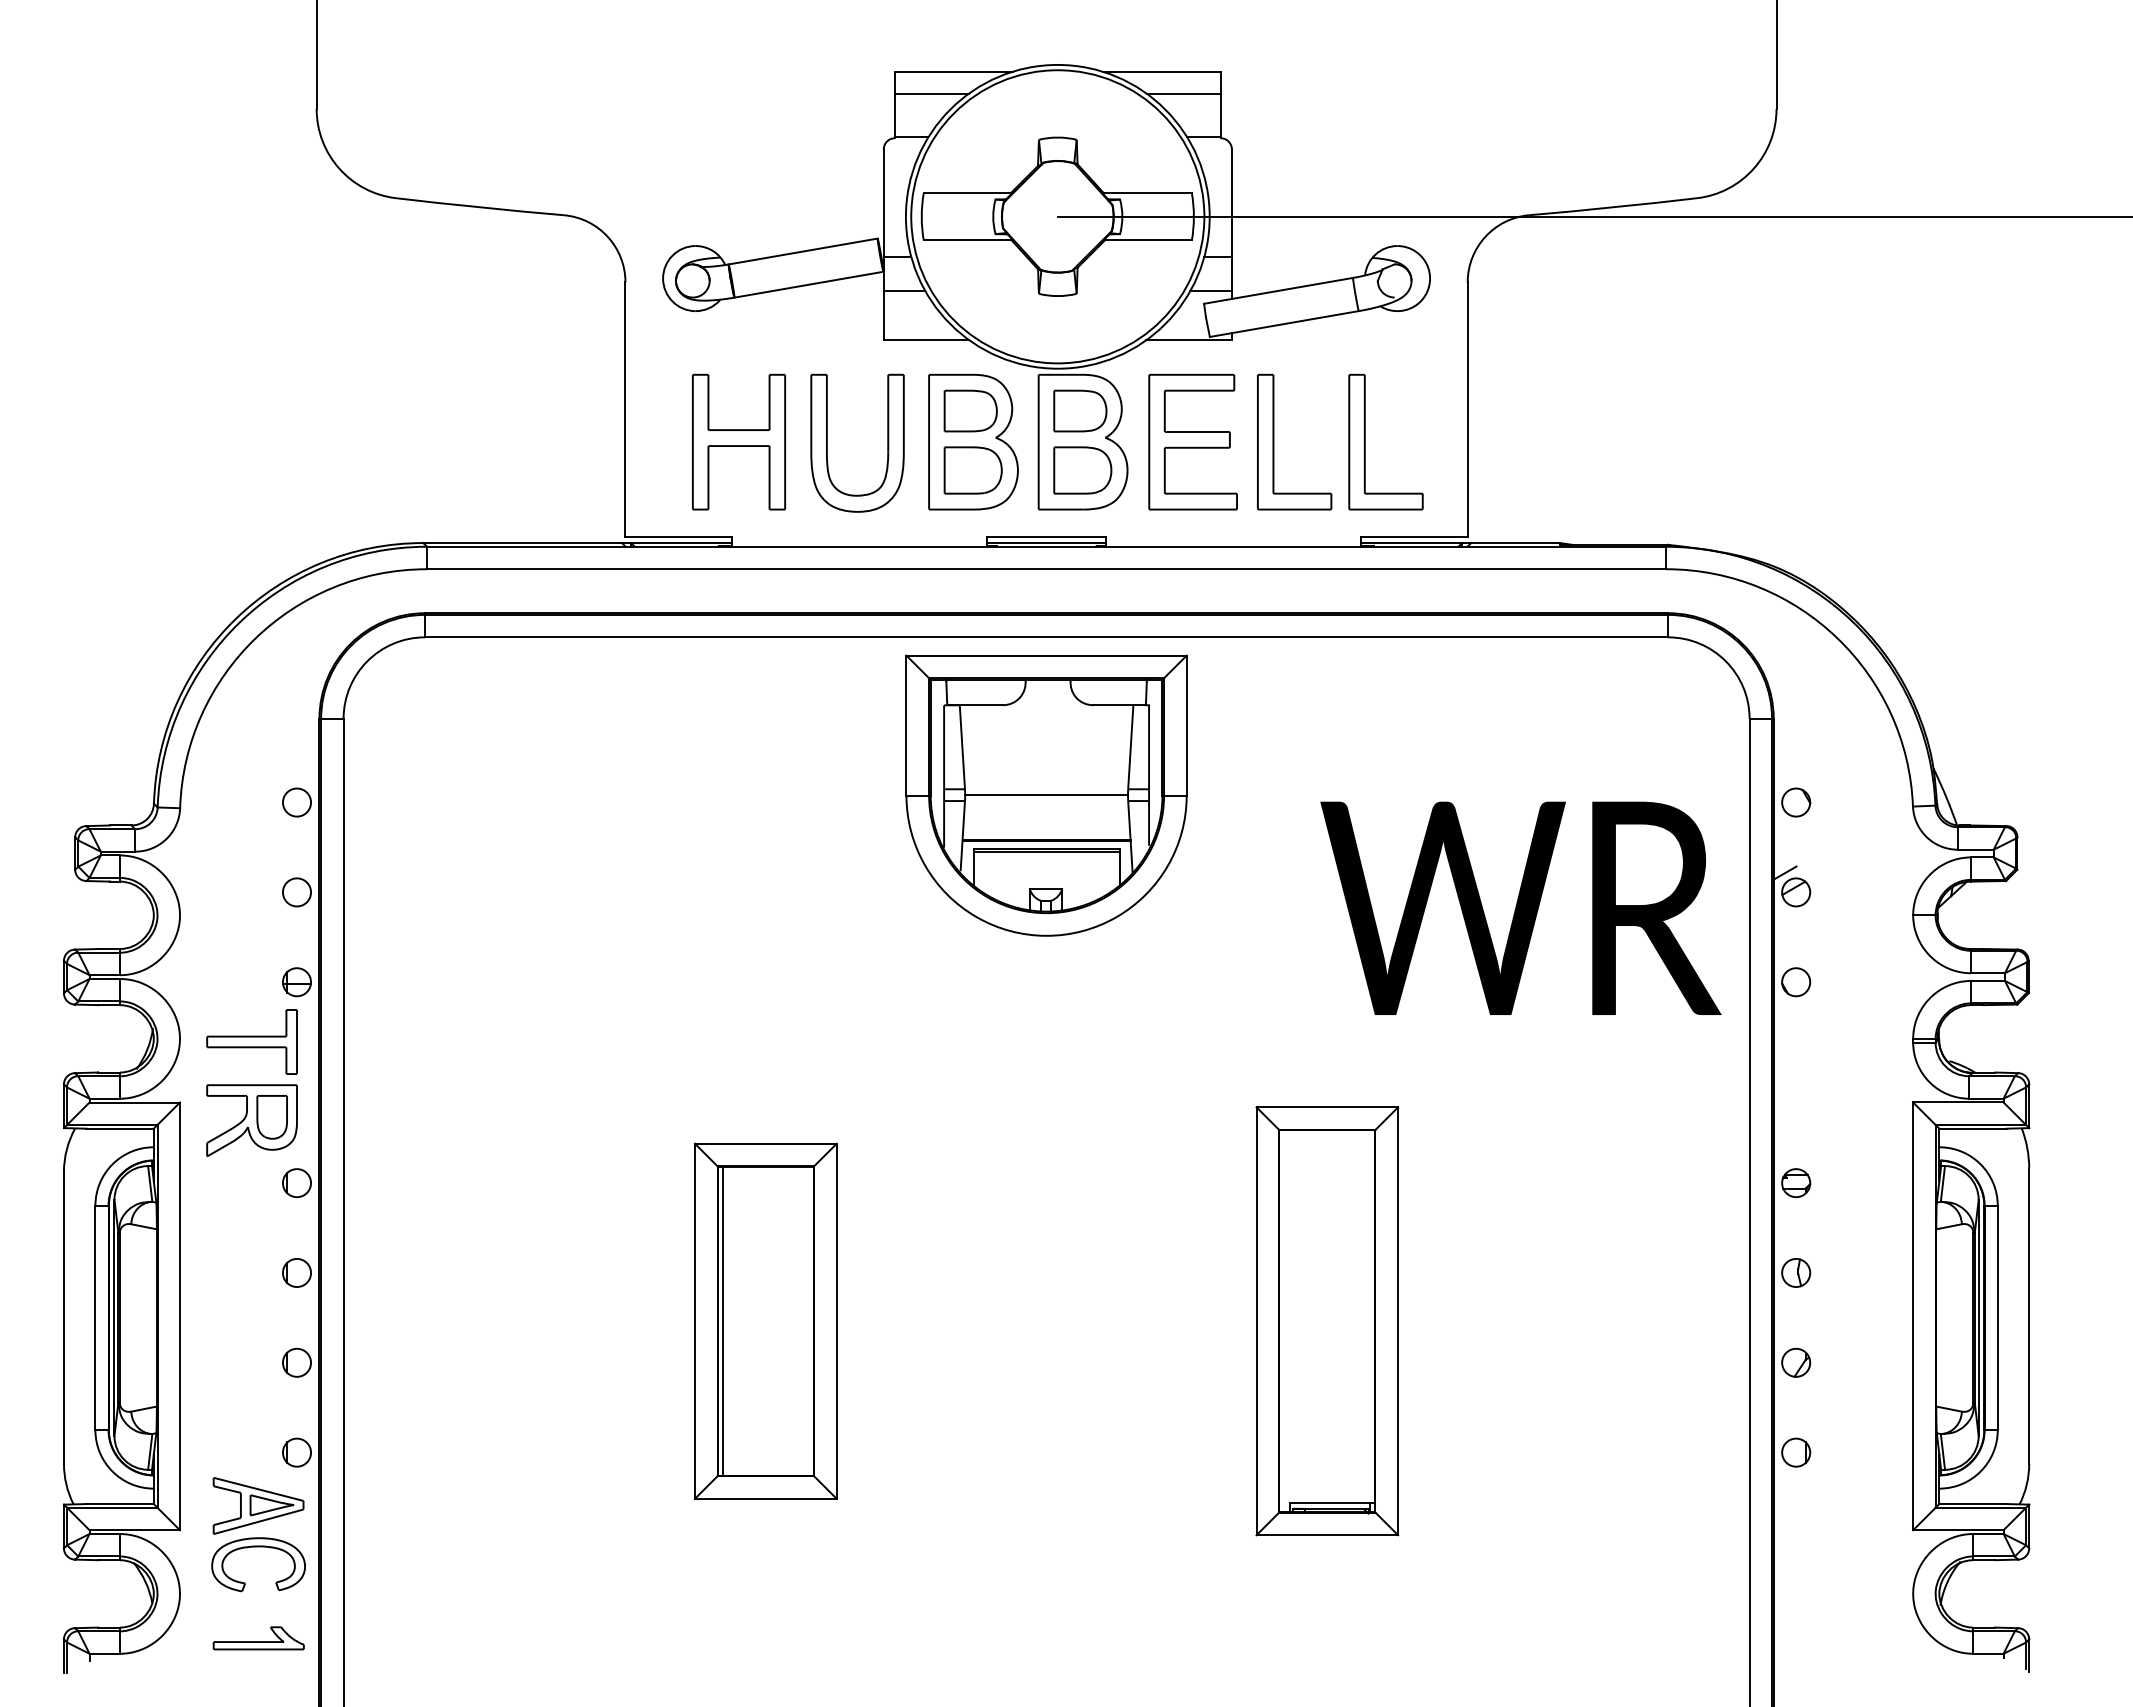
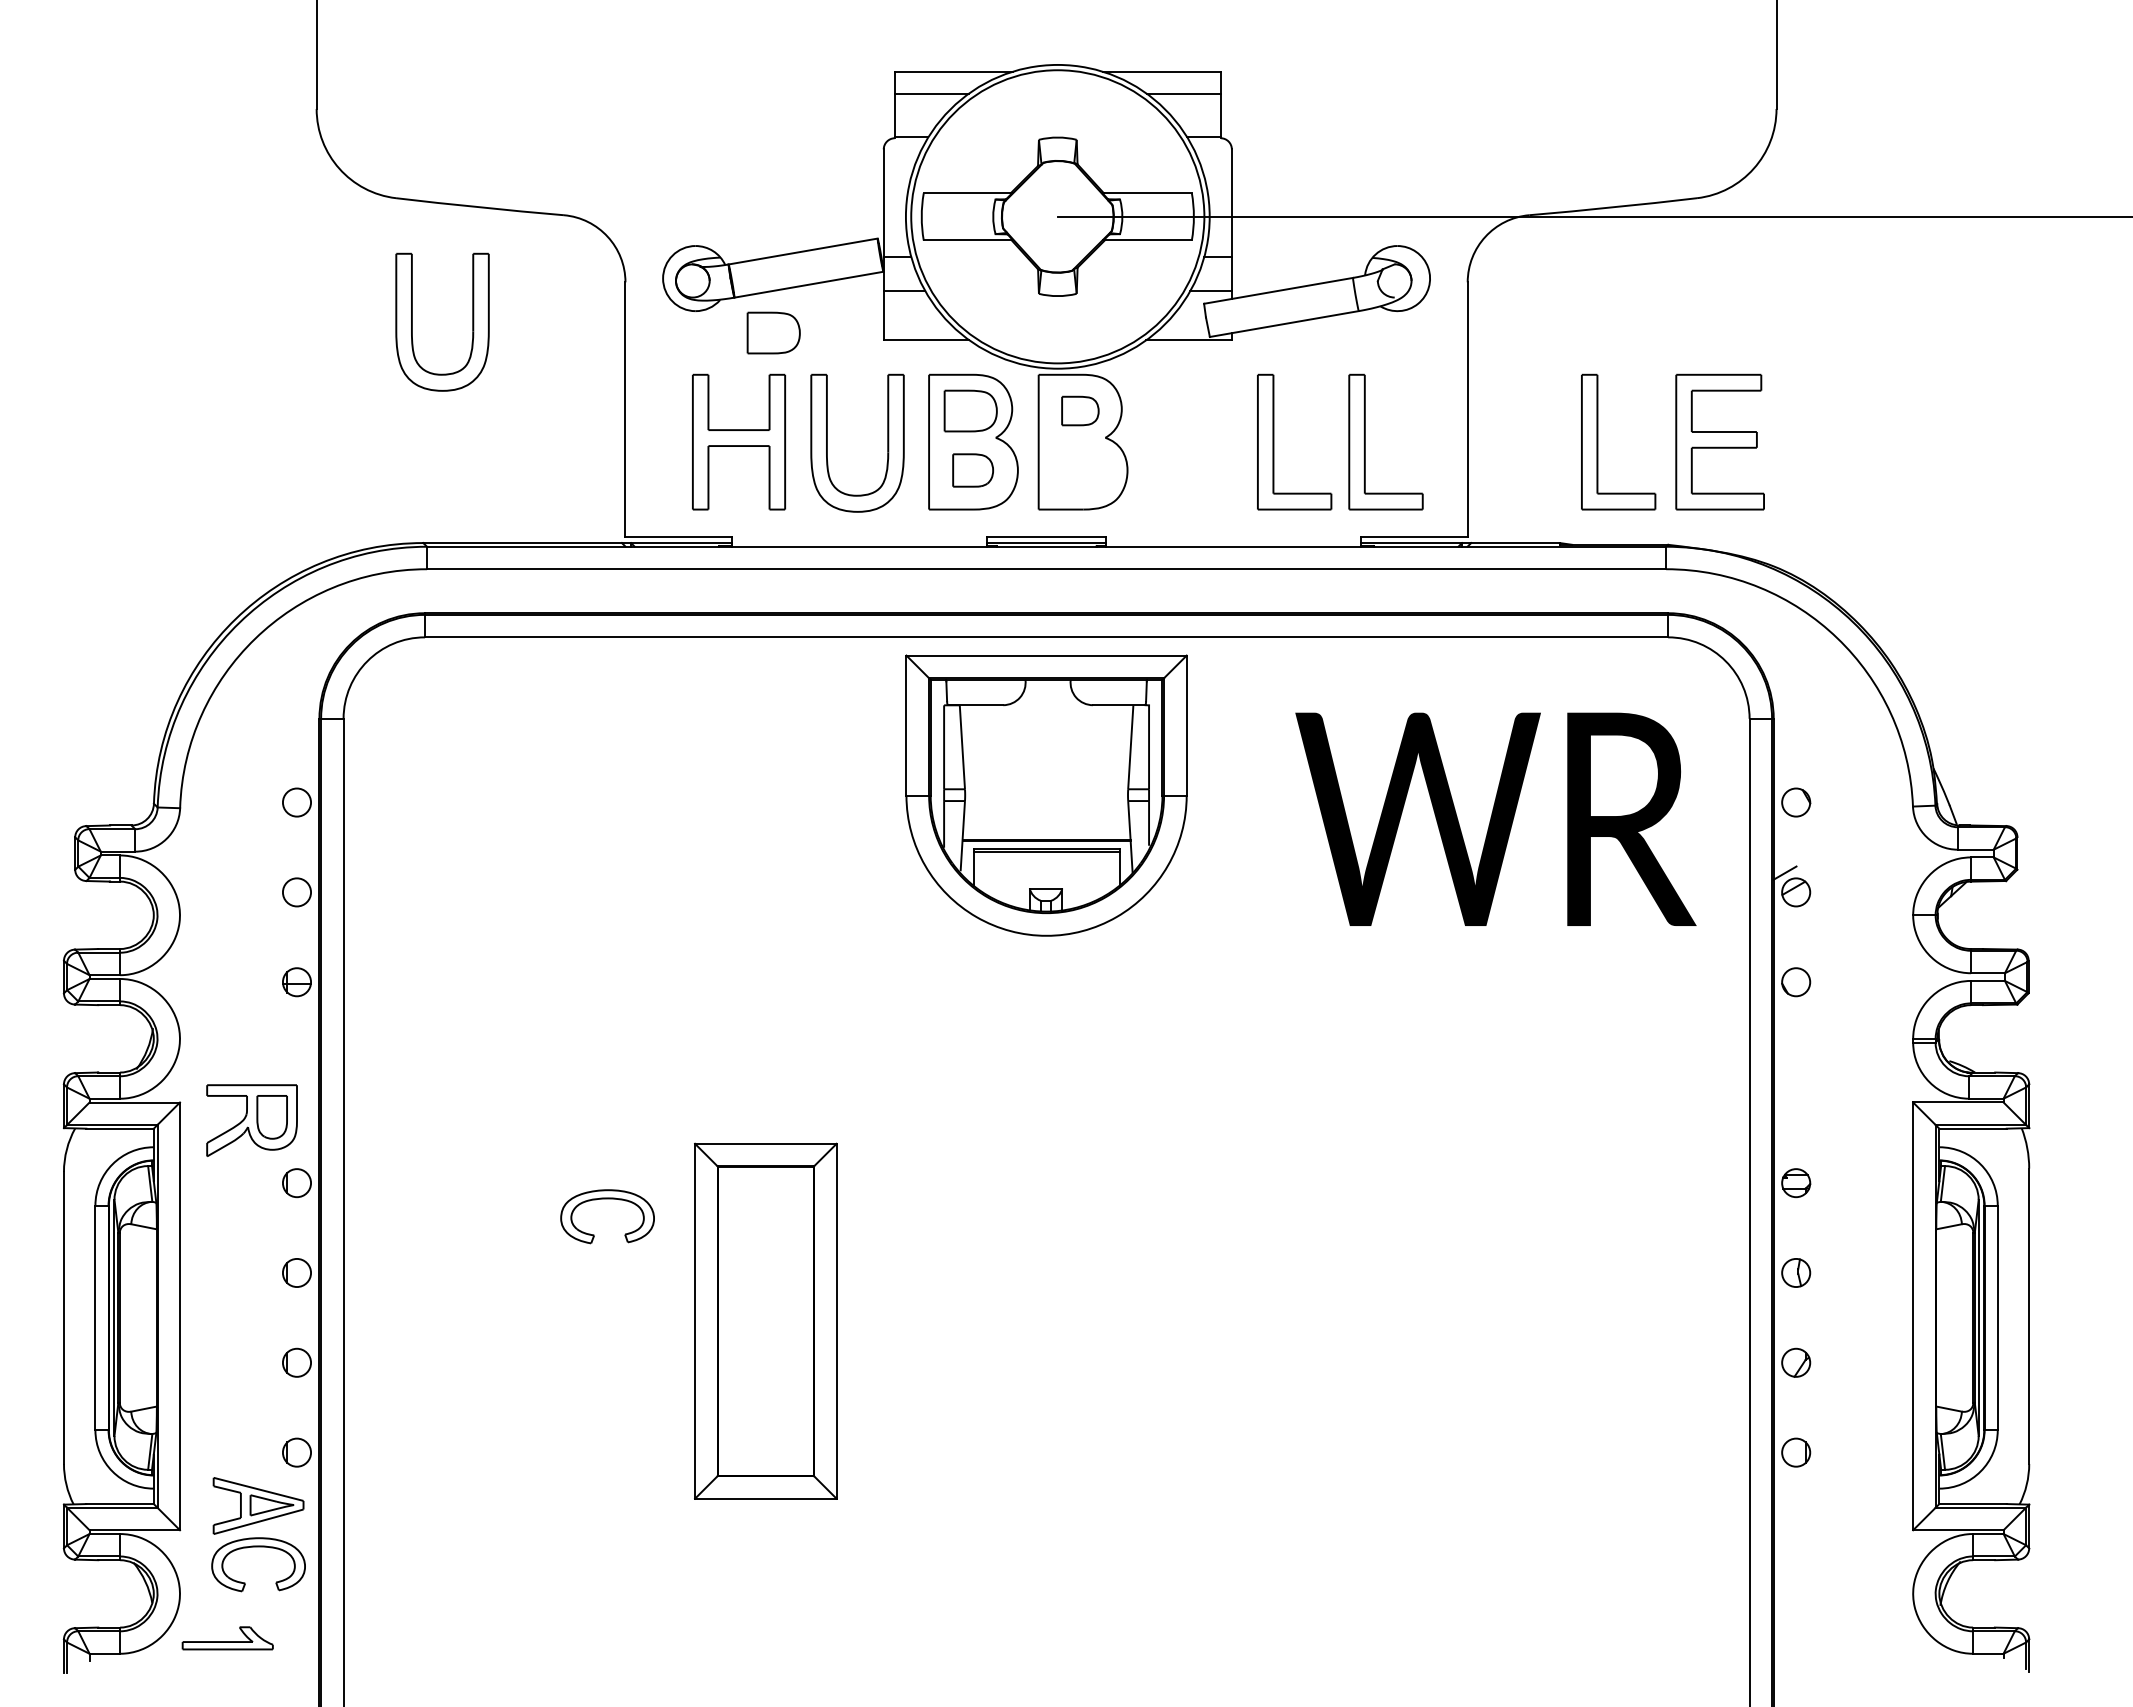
part: none -> present (412, 321)
part: none -> present (773, 332)
part size: 55x44 px -> 39x32 px (1080, 410)
part position: (1192, 441) -> (1719, 441) (1719, 441)
part: none -> present (1598, 441)
part size: 60x49 px -> 43x35 px (973, 470)
part: present -> none (1082, 470)
line: present -> none (1046, 795)
text position: (1520, 907) -> (1495, 818) (1495, 818)
part: present -> none (251, 1041)
part: none -> present (607, 1199)
line: present -> none (722, 1320)
part: present -> none (1327, 1321)
part position: (258, 1638) -> (227, 1638) (227, 1638)
